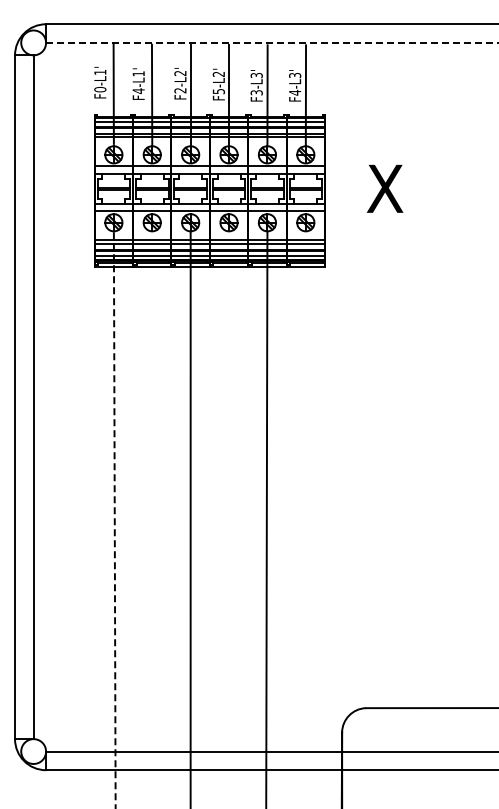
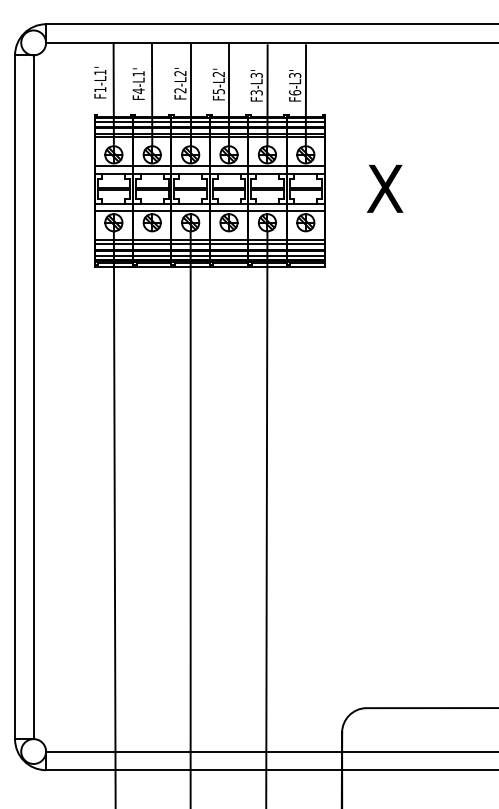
line: dashed -> solid (273, 42)
text: F0-L1' -> F1-L1' (100, 89)
text: F4-L3' -> F6-L3' (295, 92)
line: dashed -> solid (114, 520)
